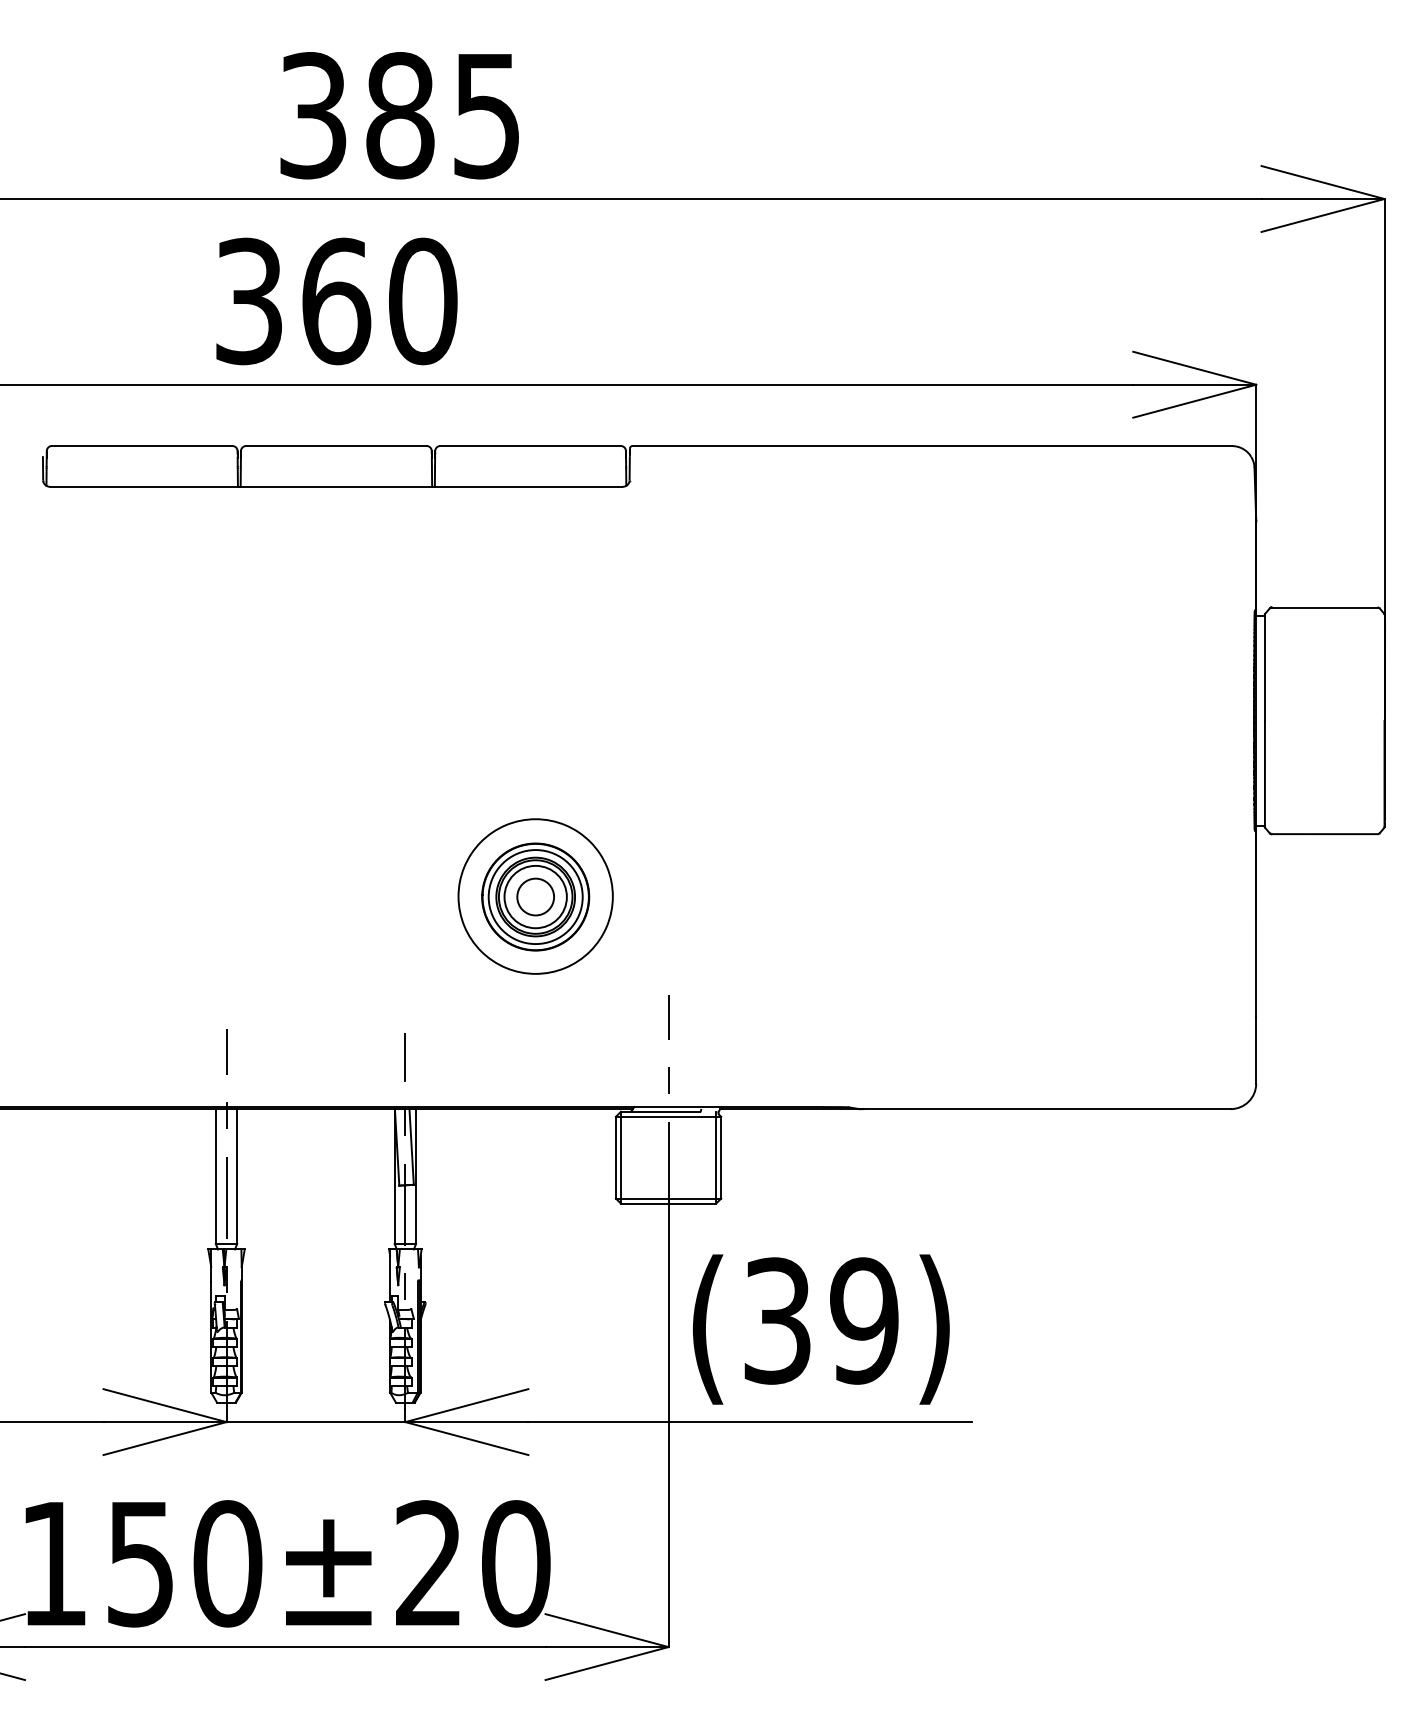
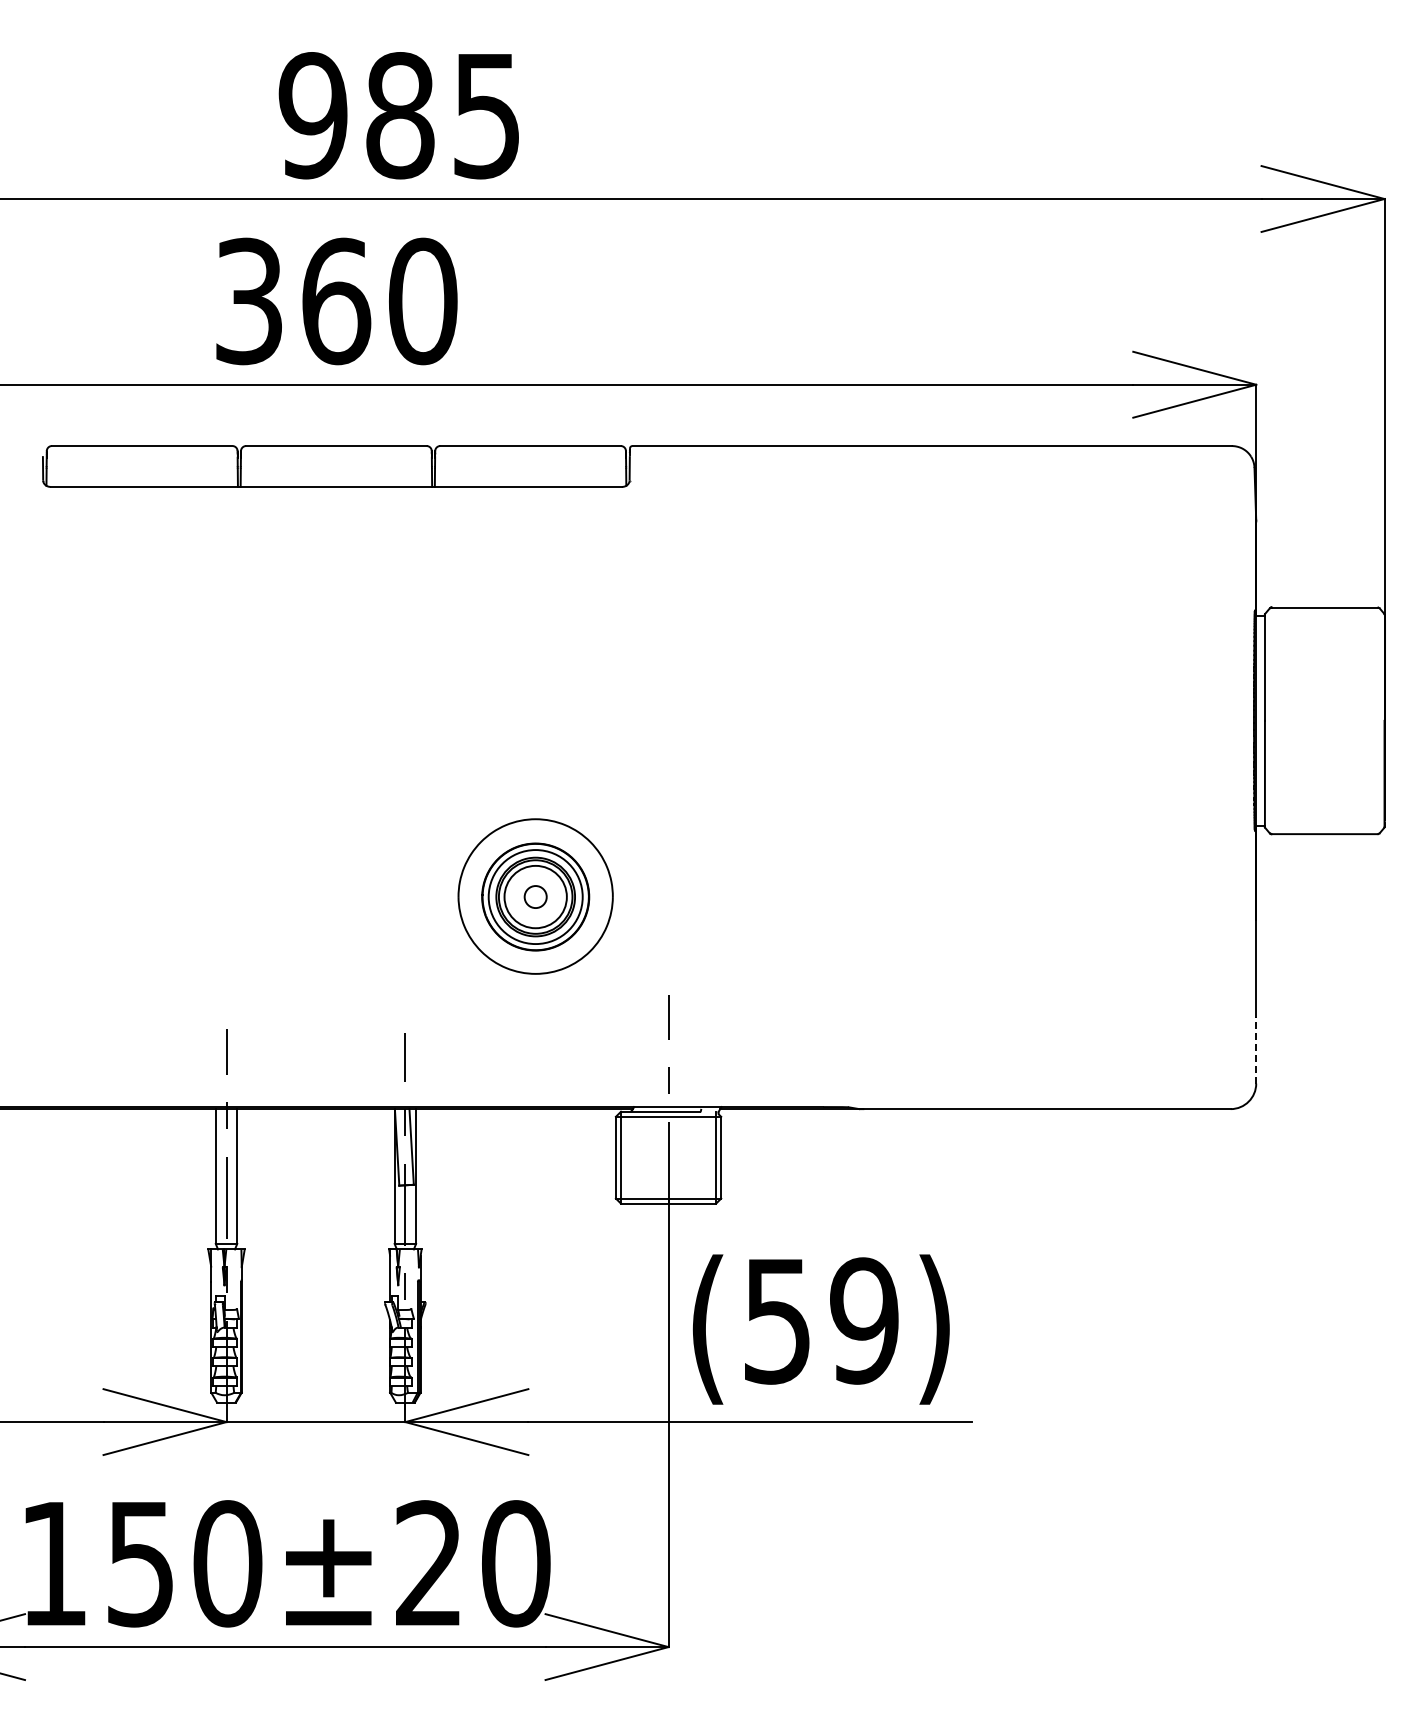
text: 385 -> 985 (312, 115)
circle diameter: 37 px -> 22 px (535, 897)
line: solid -> dashed (1256, 1049)
text: (39) -> (59) (777, 1320)
